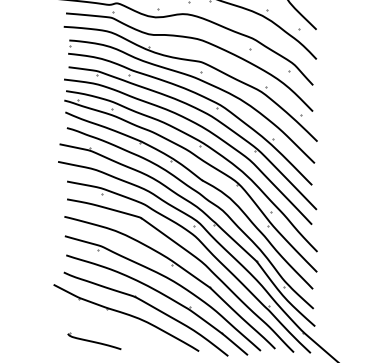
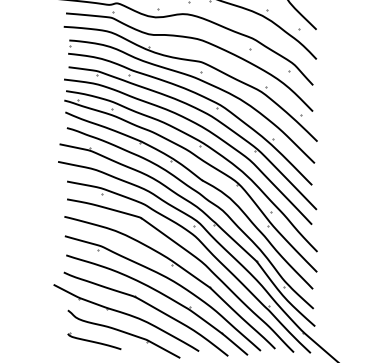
part: none -> present (123, 333)
